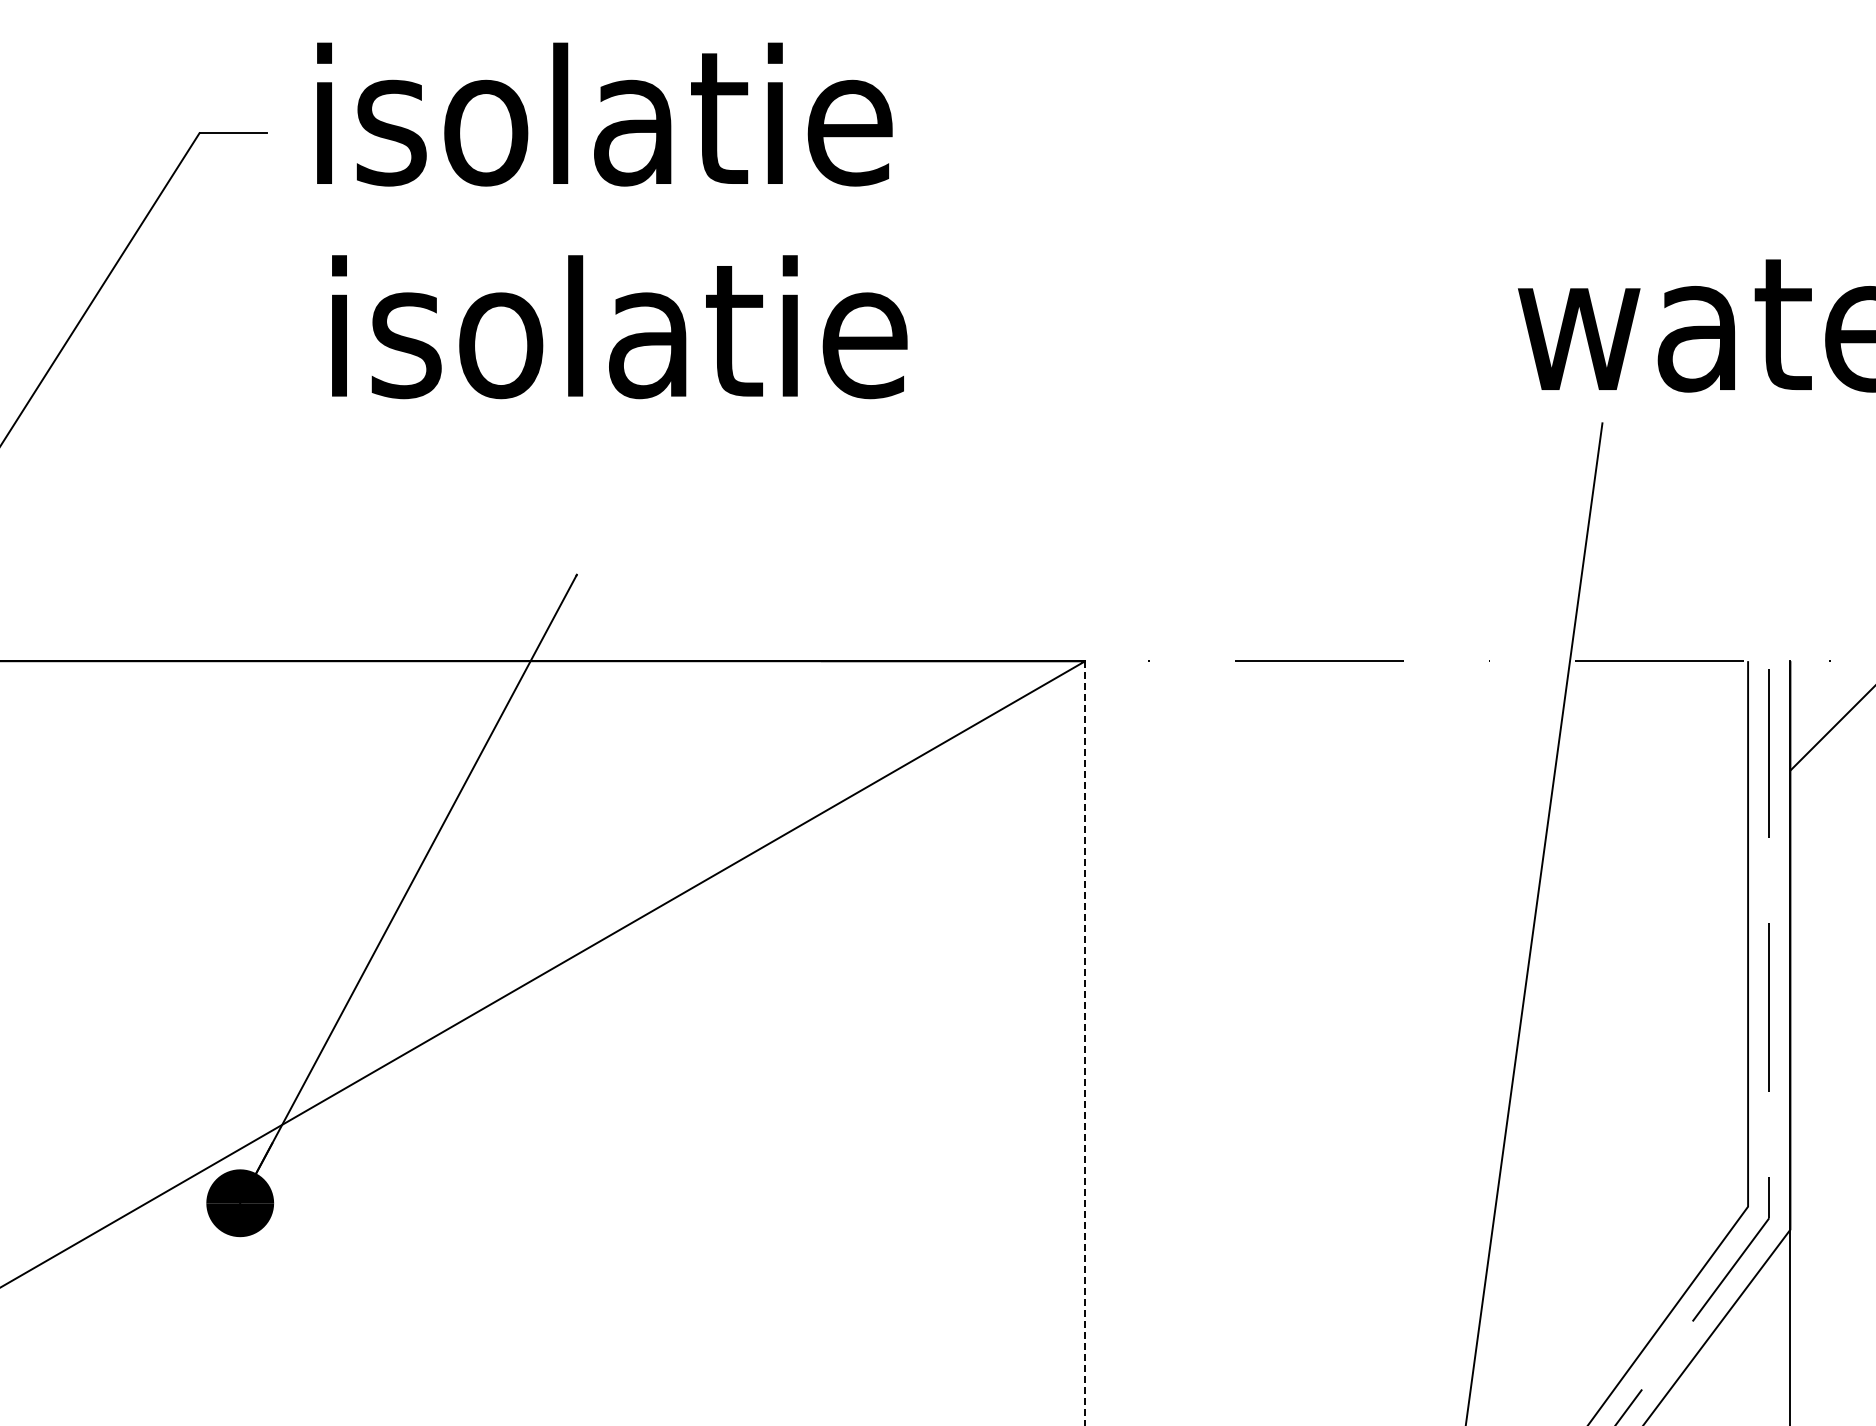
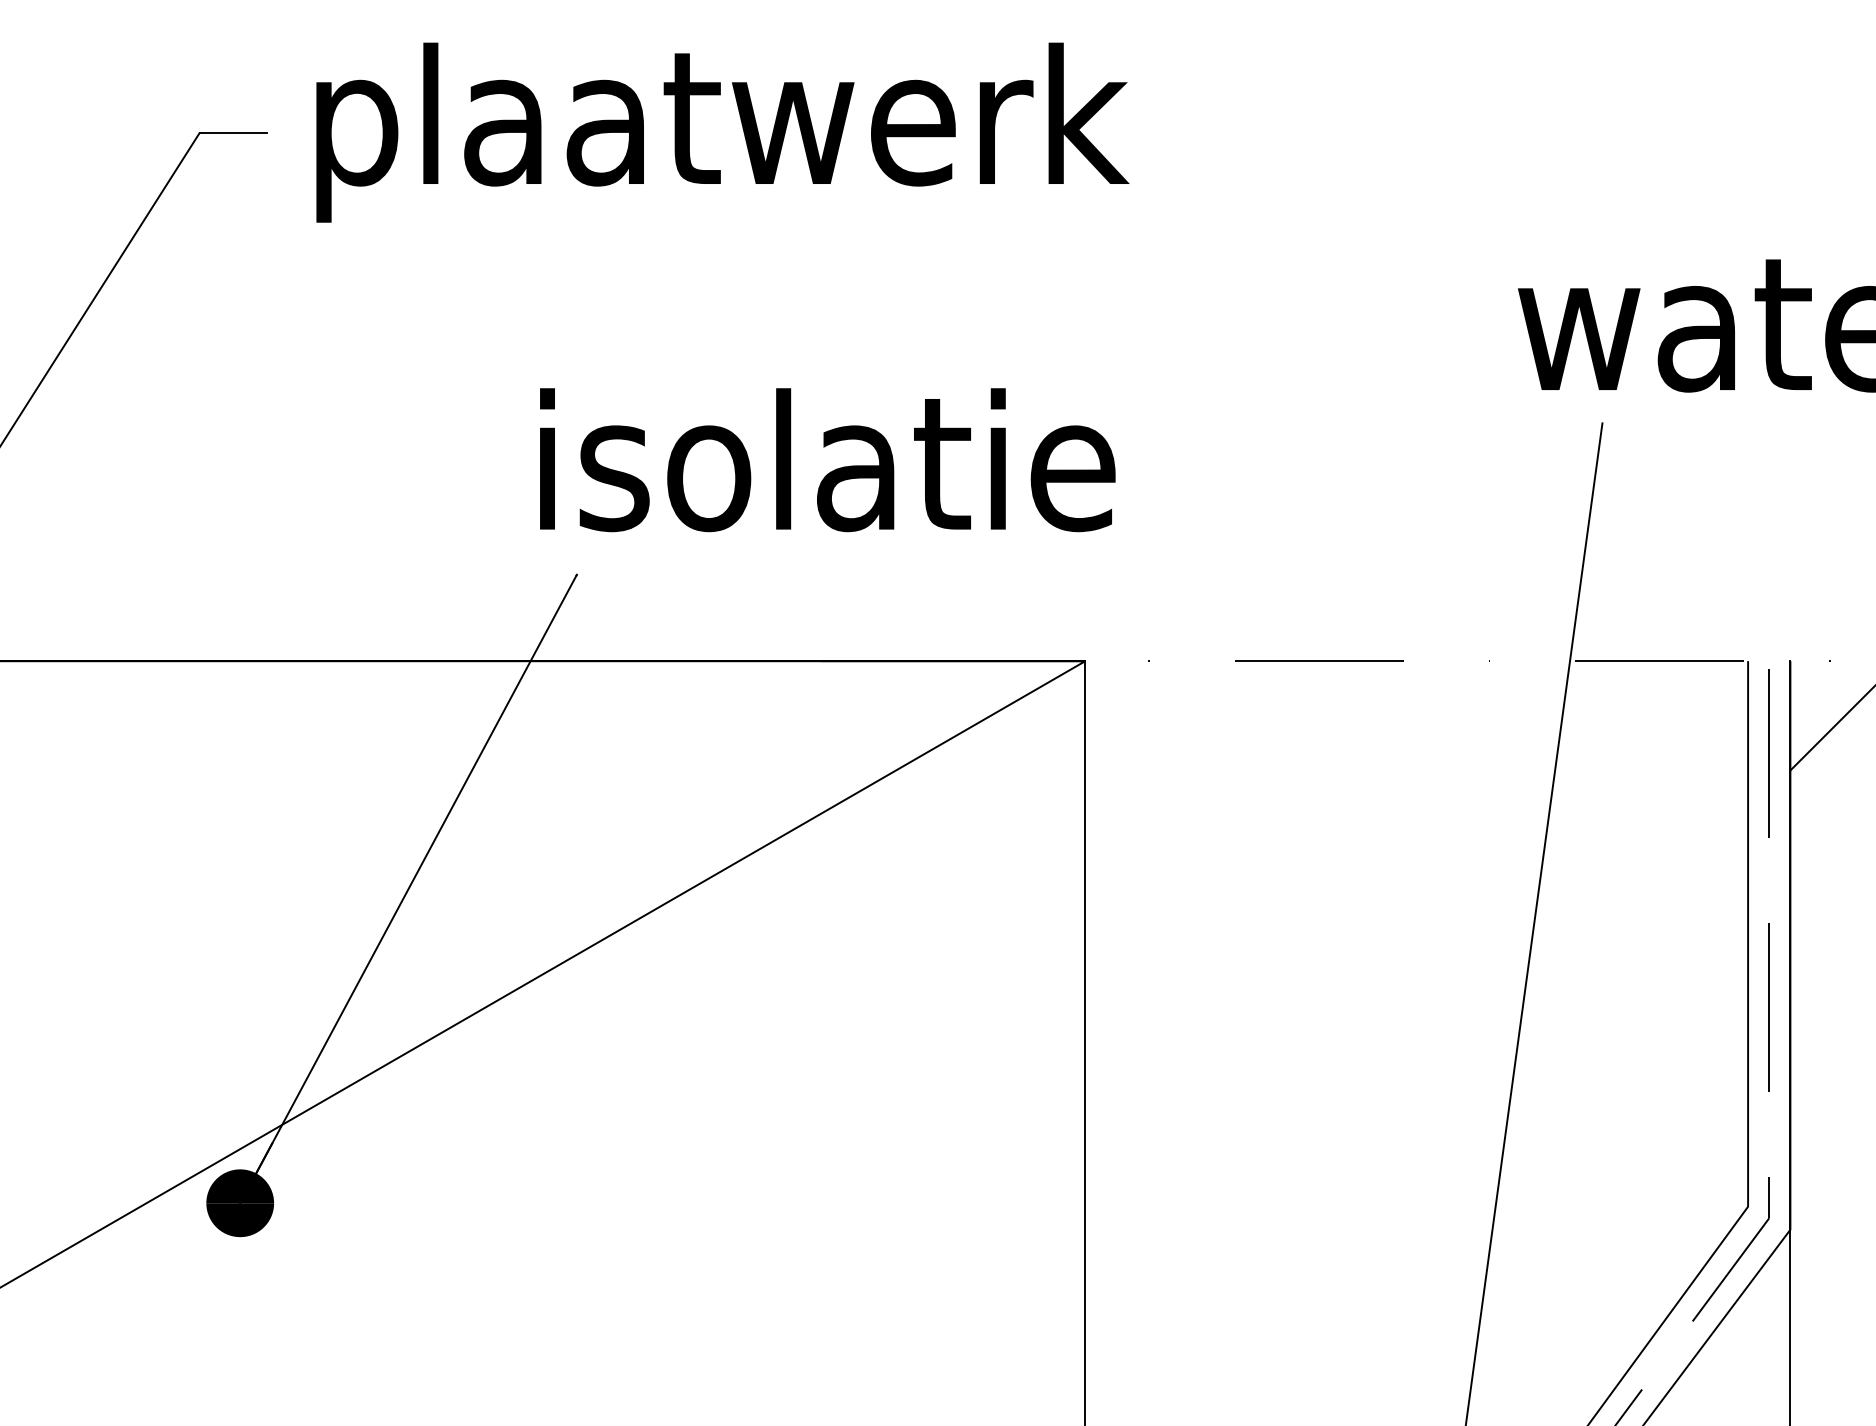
text: isolatie -> plaatwerk (722, 132)
text position: (619, 327) -> (827, 460) (827, 460)
line: dashed -> solid (1085, 1044)
